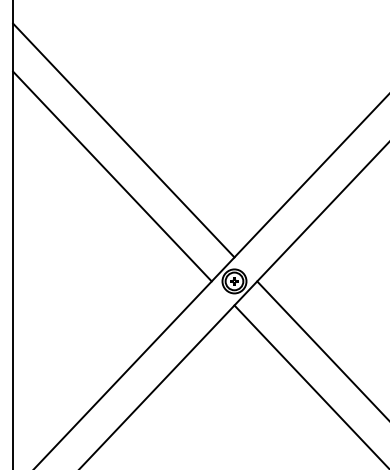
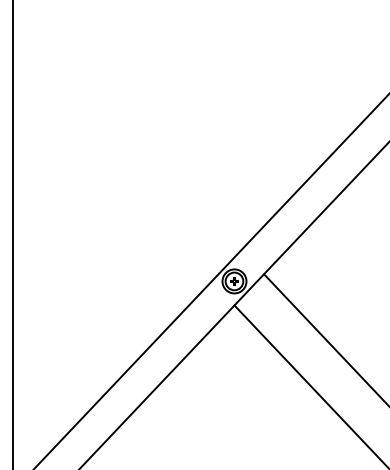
line: present -> none (123, 140)
line: present -> none (112, 176)
line position: (321, 349) -> (325, 338) (325, 338)
